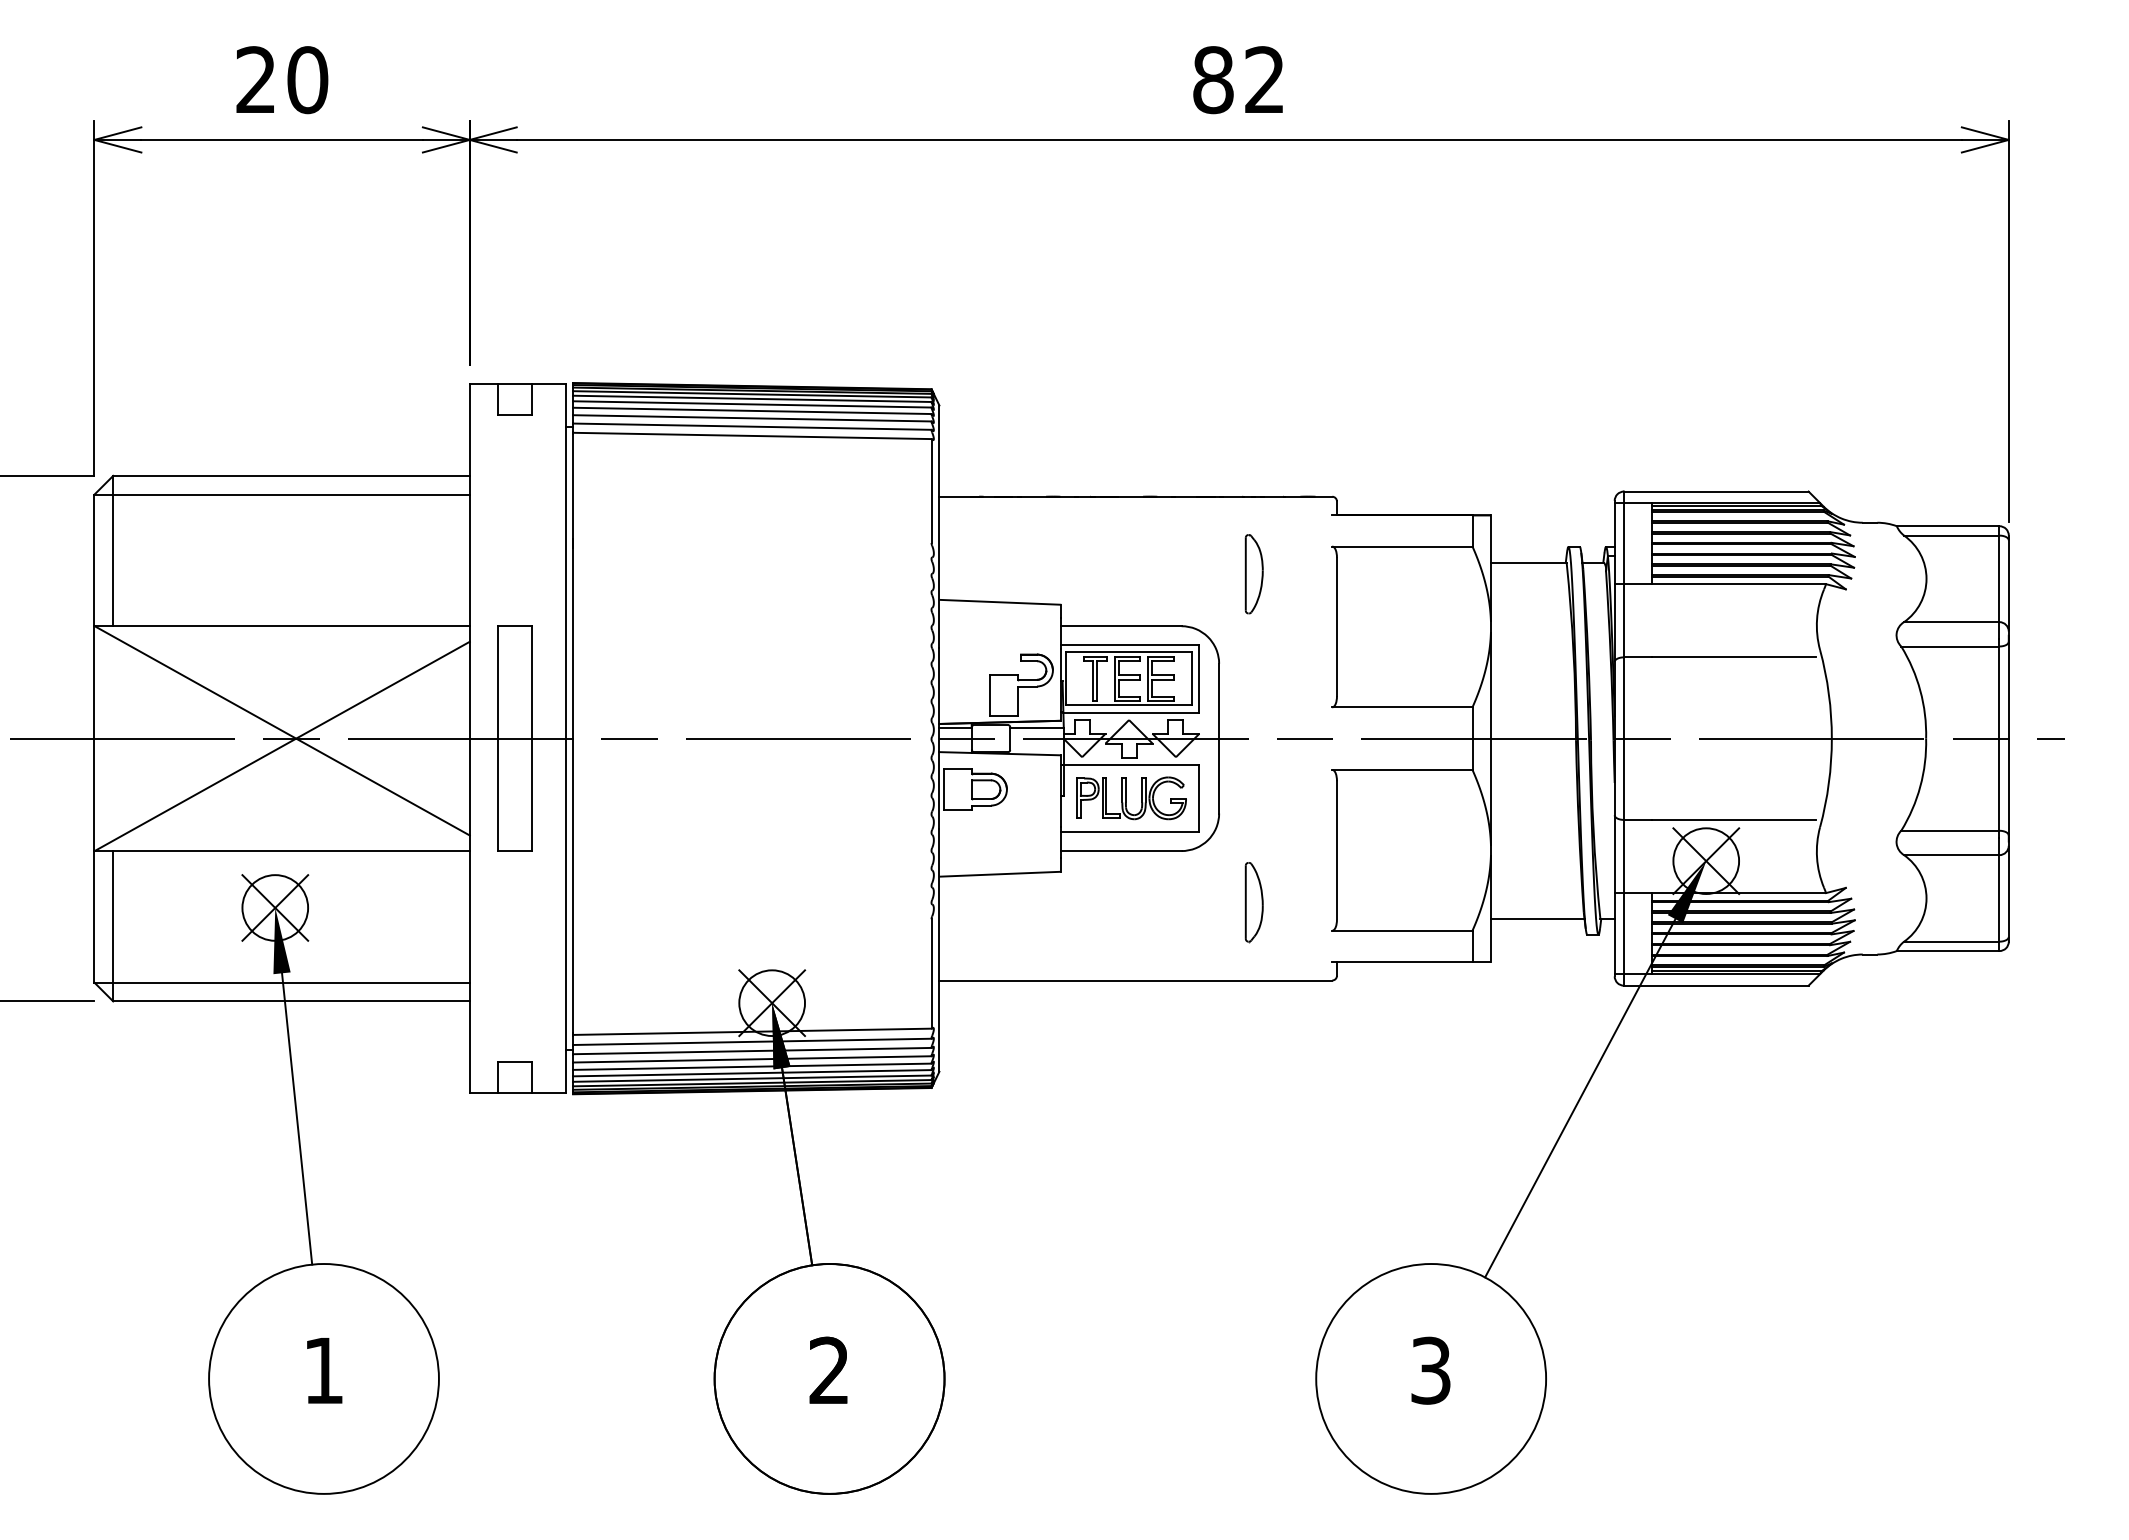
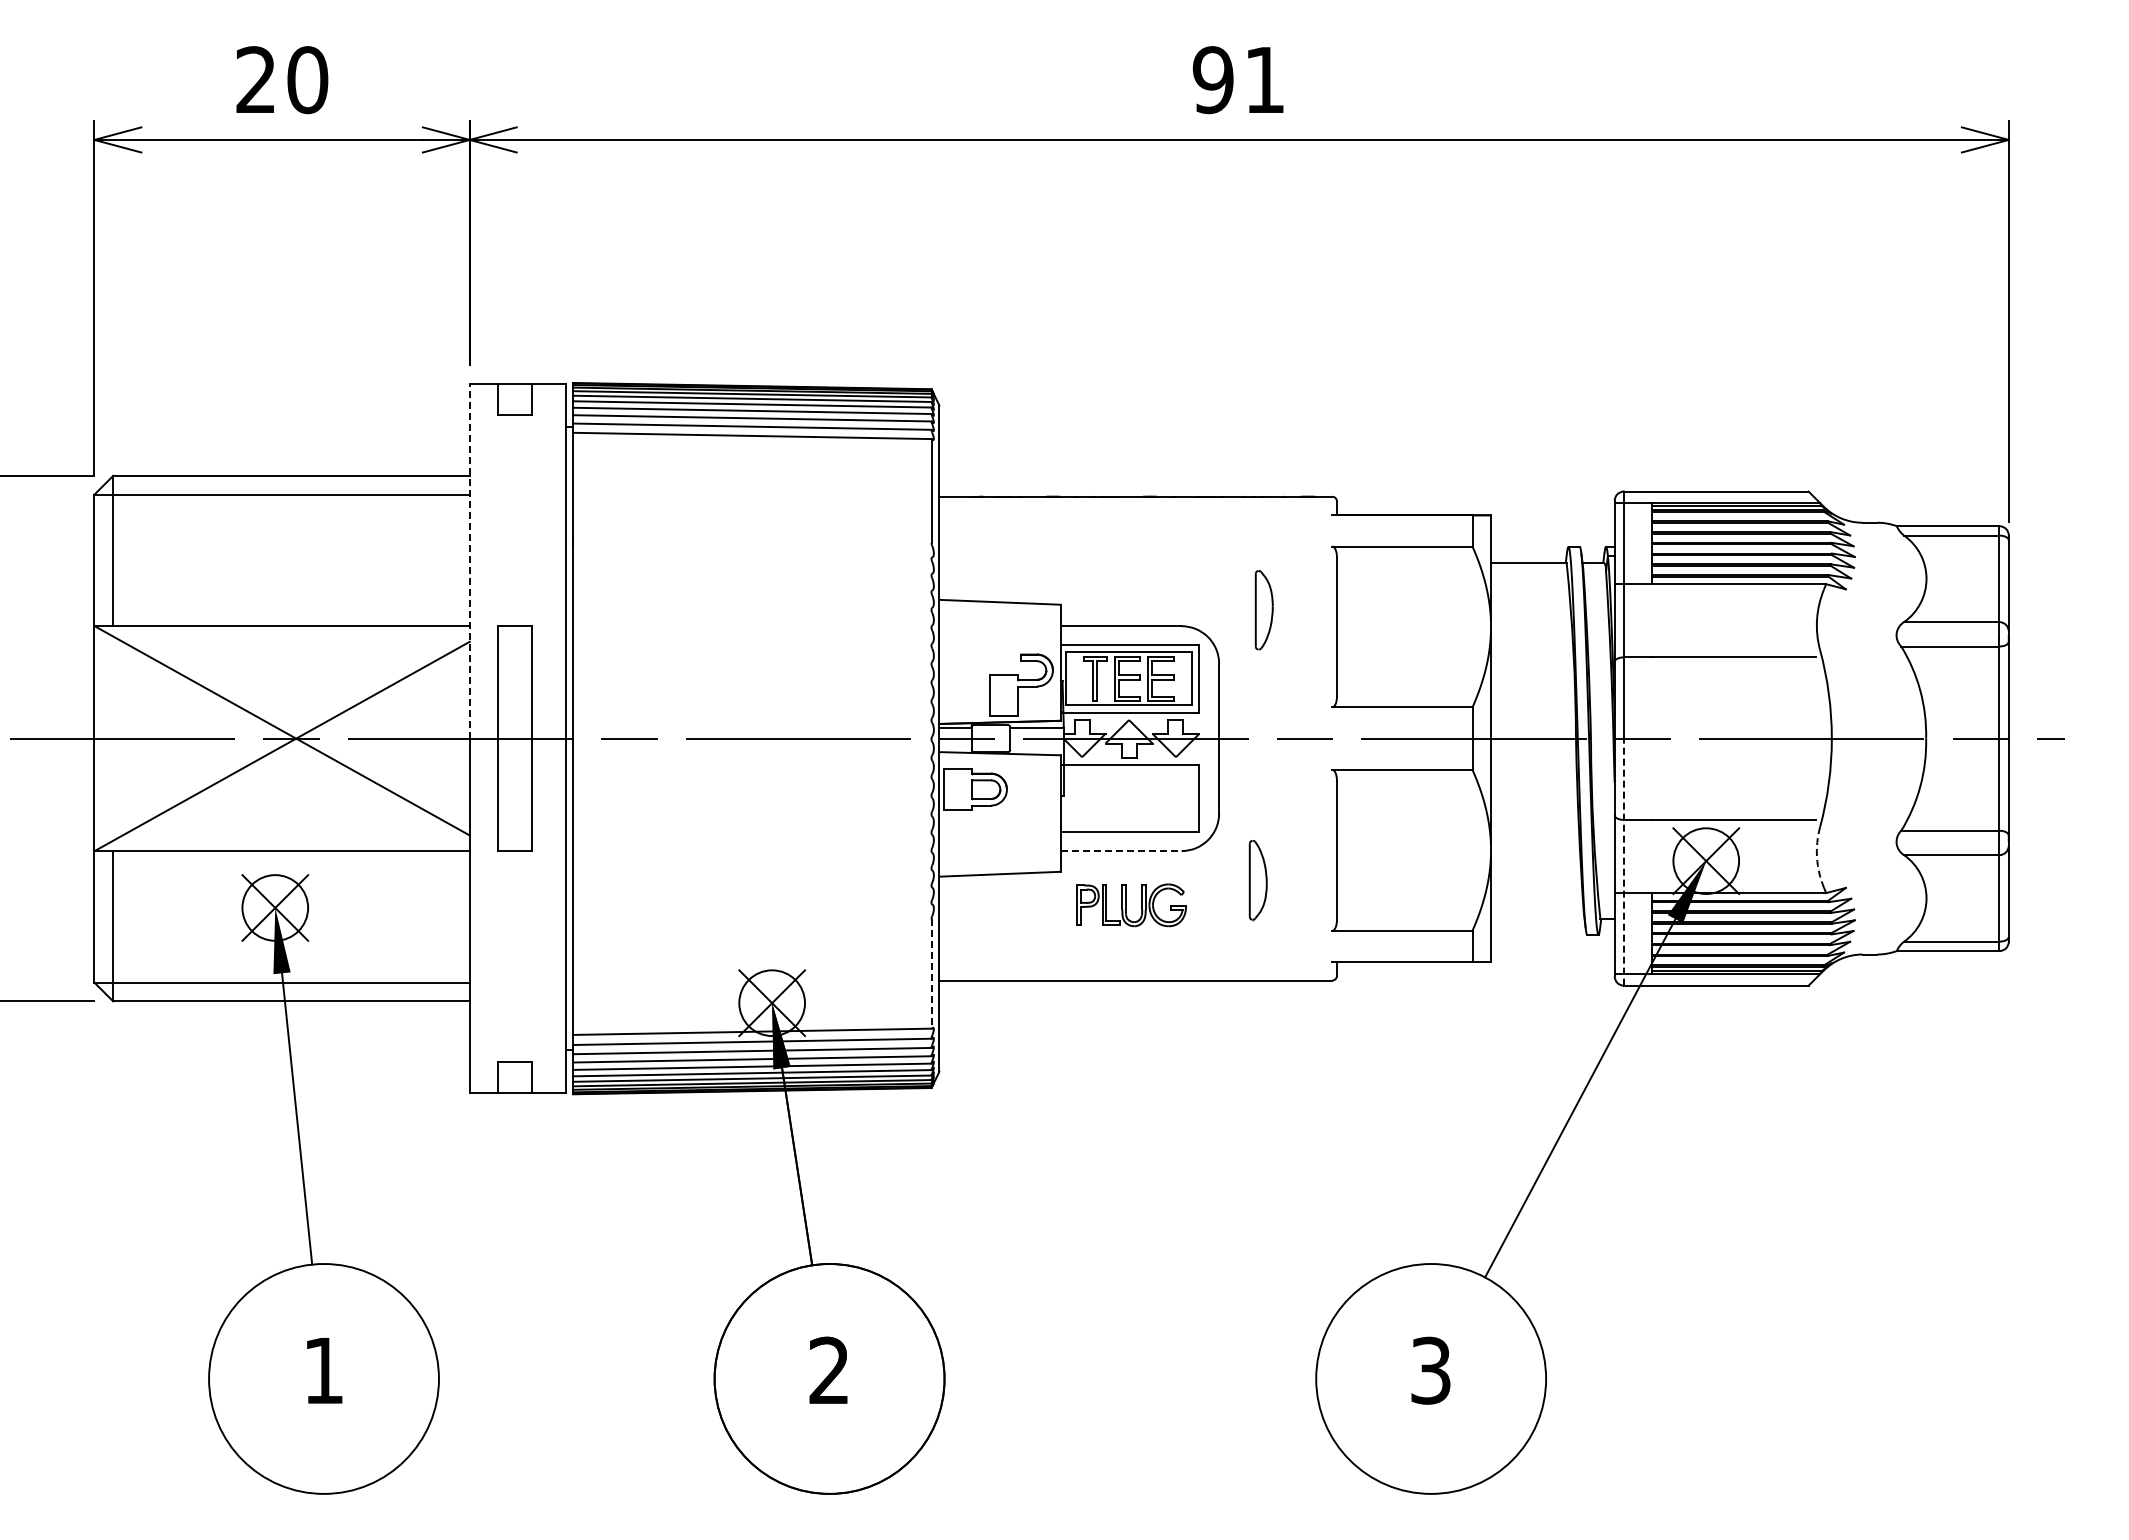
text: 82 -> 91 (1237, 80)
line: solid -> dashed (469, 560)
part position: (1253, 574) -> (1263, 610) (1263, 610)
part position: (1131, 798) -> (1131, 905) (1131, 905)
line: solid -> dashed (1121, 851)
arc: solid -> dashed (1817, 857)
line: solid -> dashed (1623, 862)
part position: (1253, 902) -> (1257, 880) (1257, 880)
line: present -> none (1537, 919)
line: solid -> dashed (931, 974)
